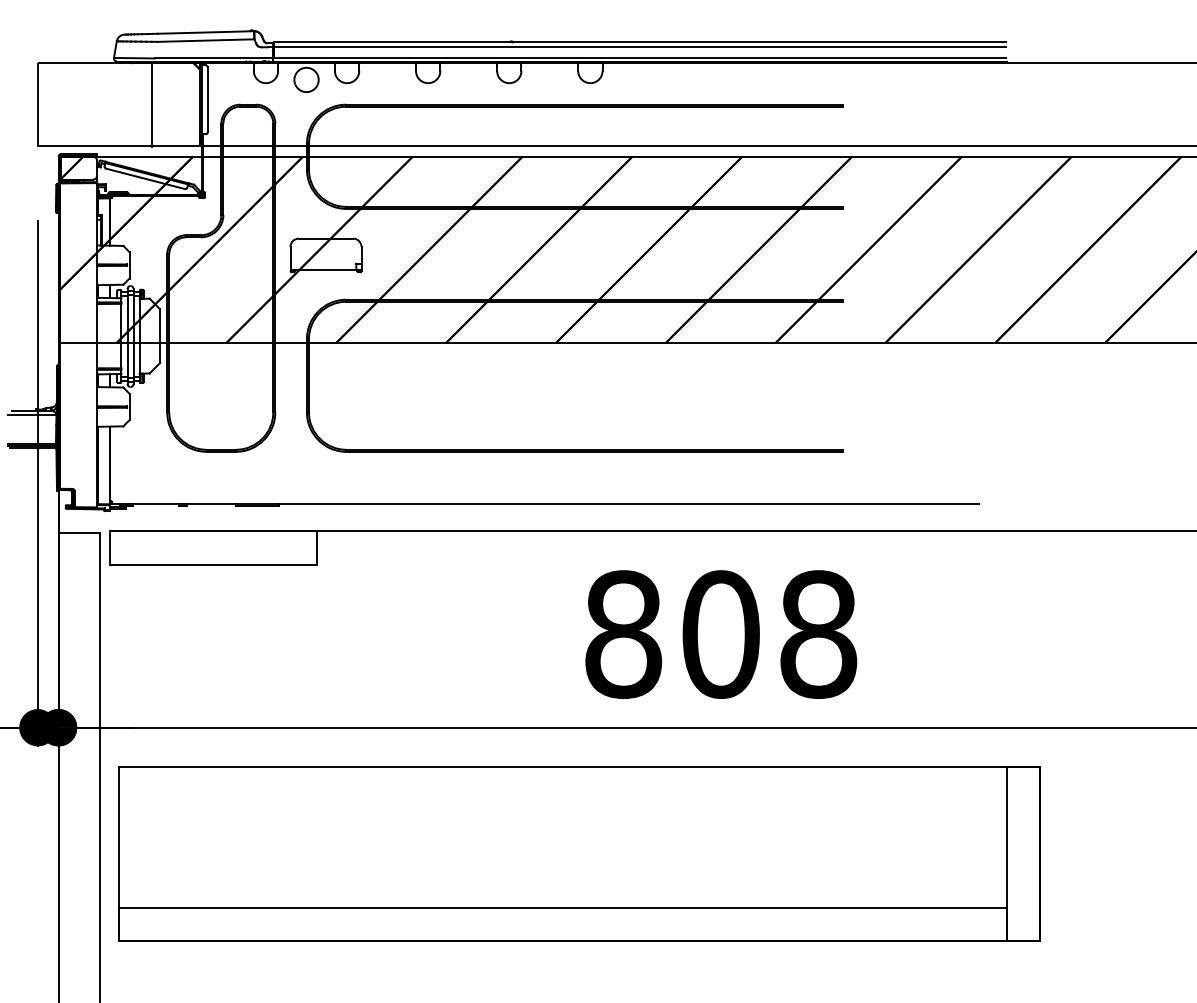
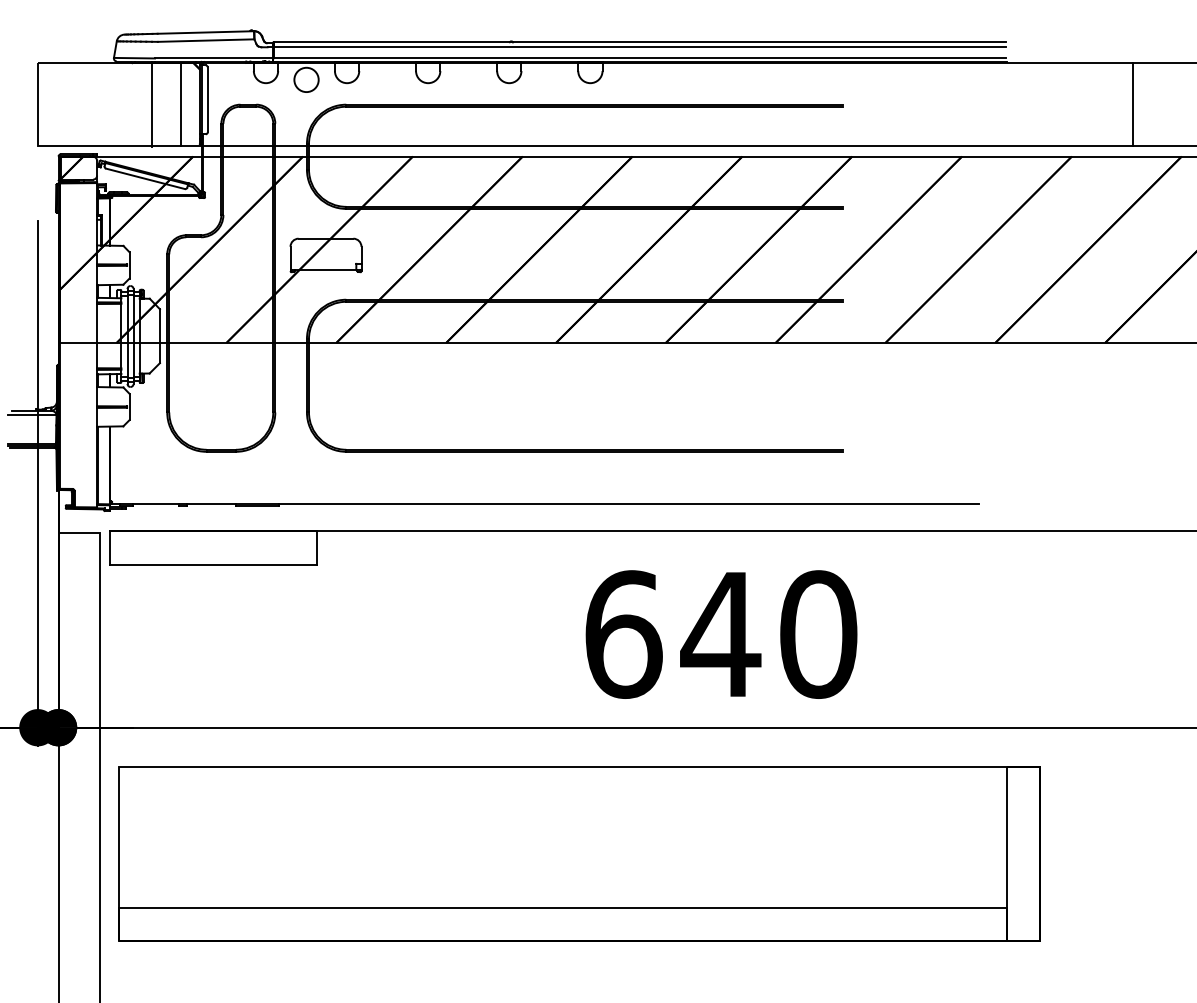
line: none -> present (180, 104)
line: none -> present (1133, 104)
text: 808 -> 640 (721, 634)
